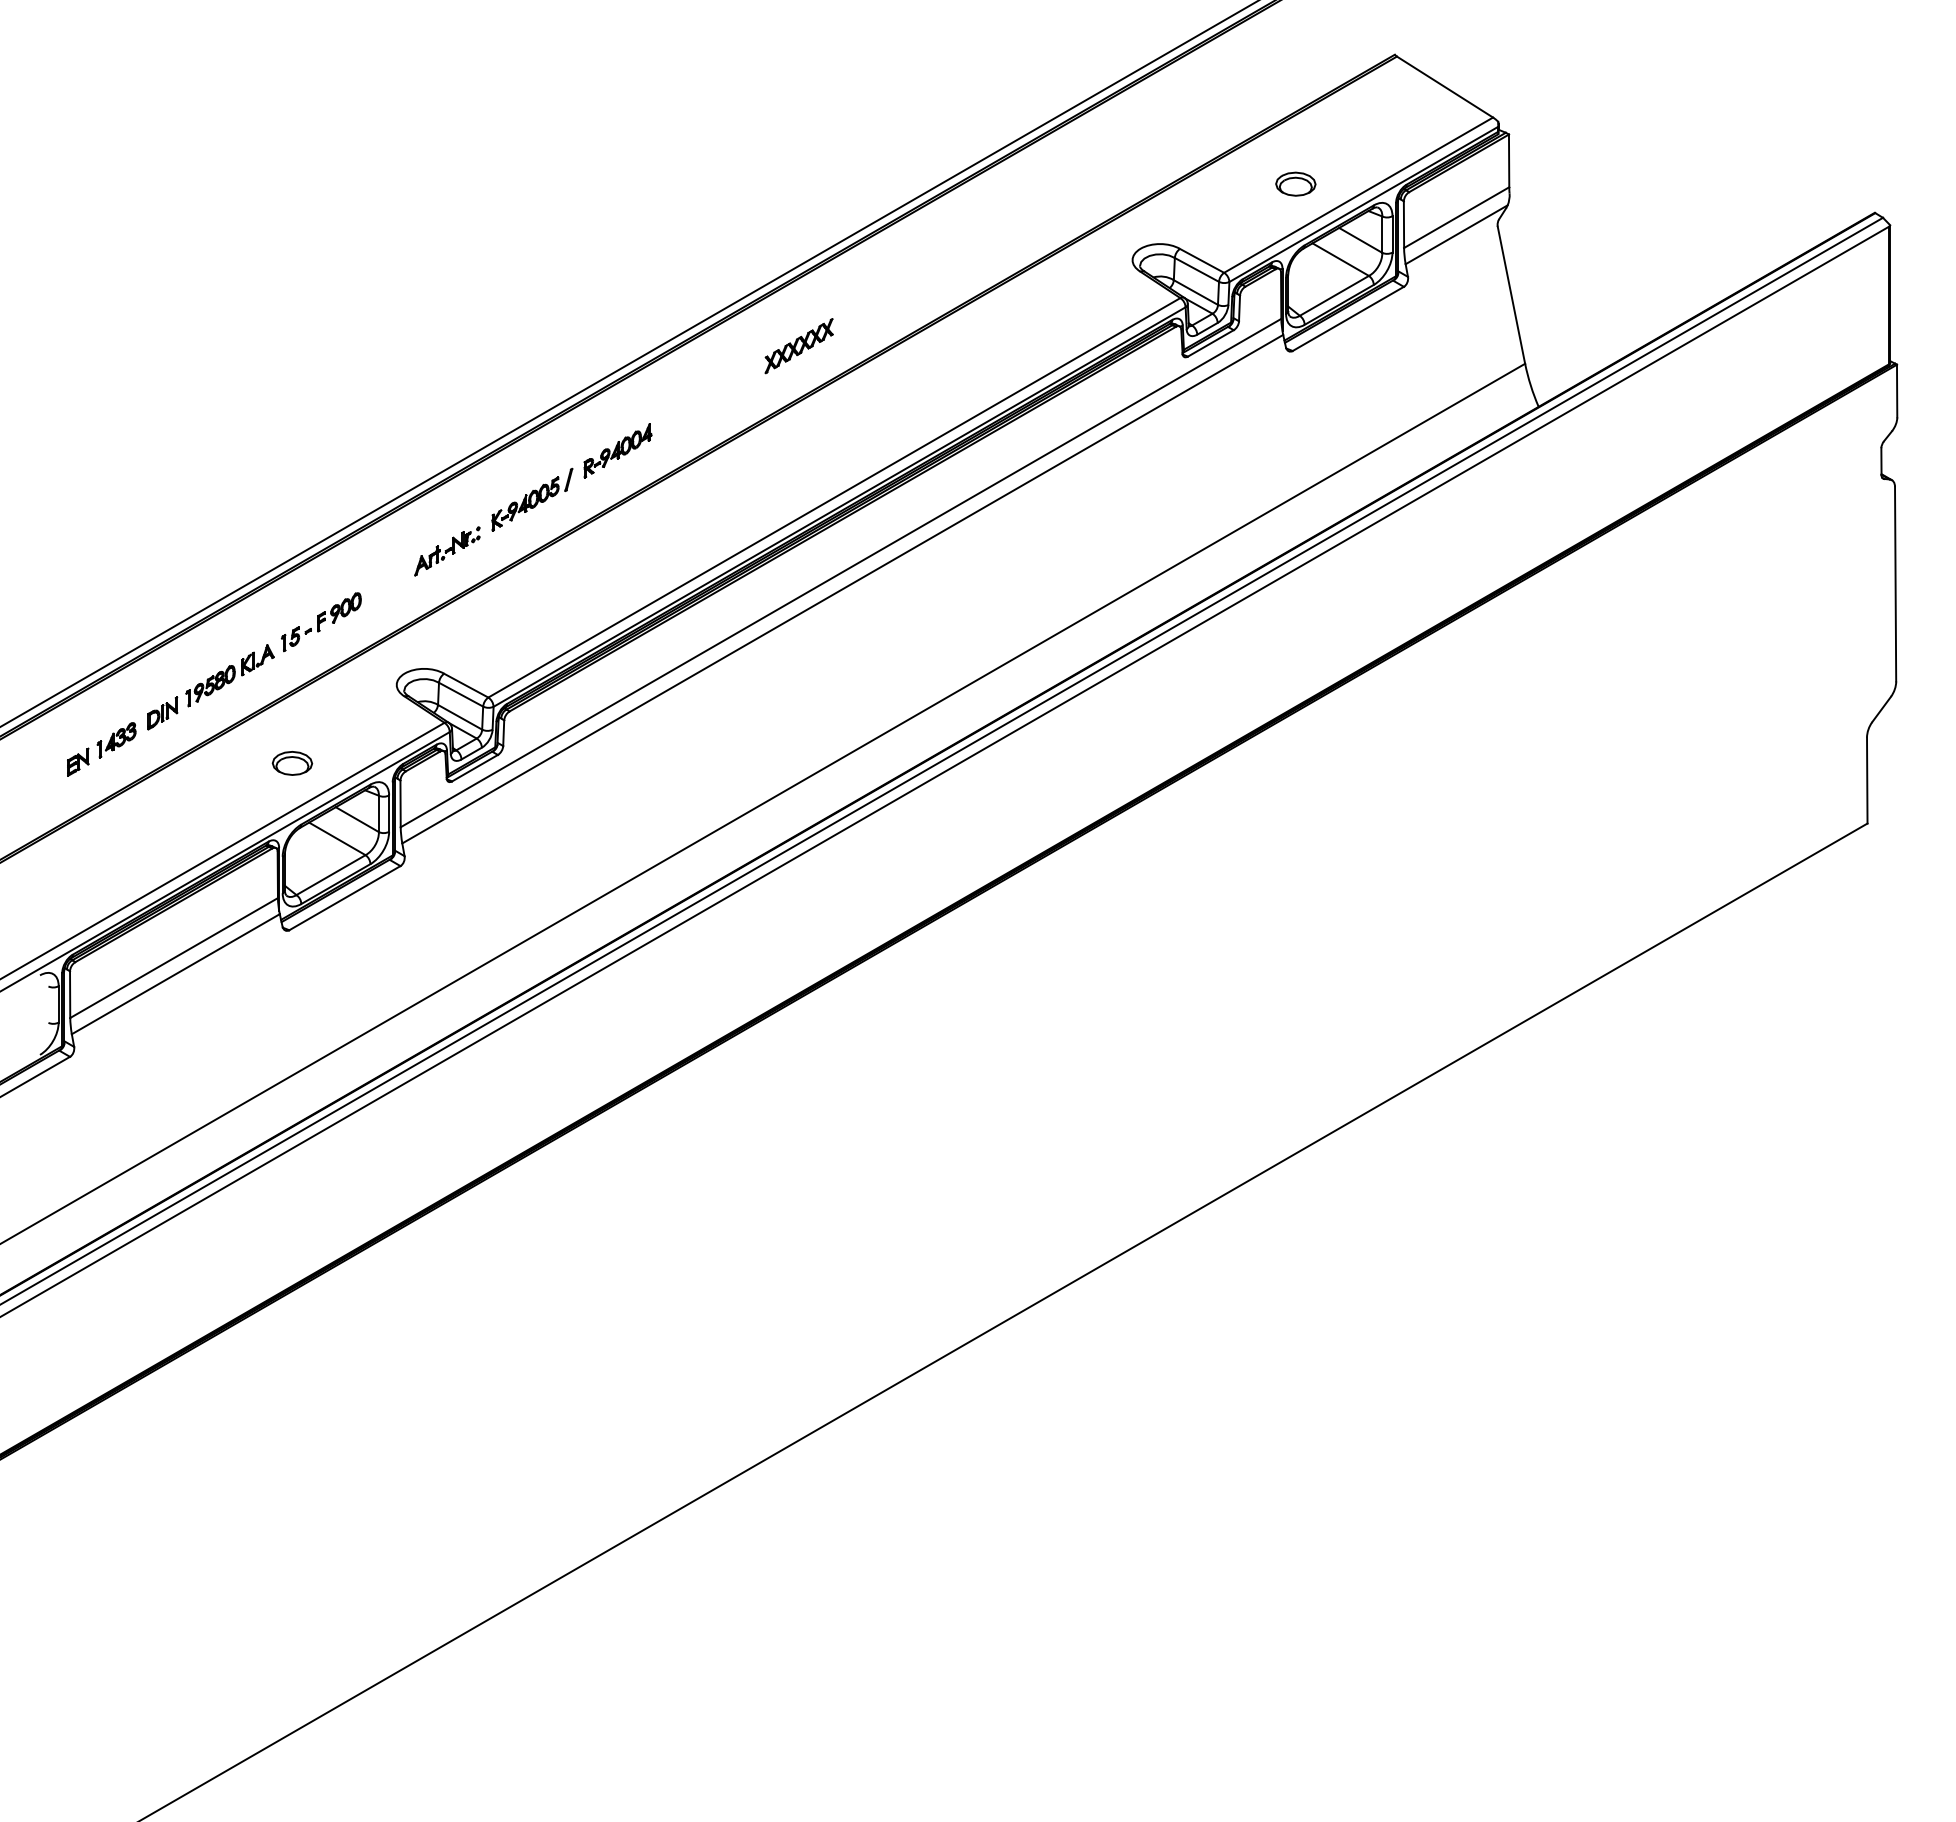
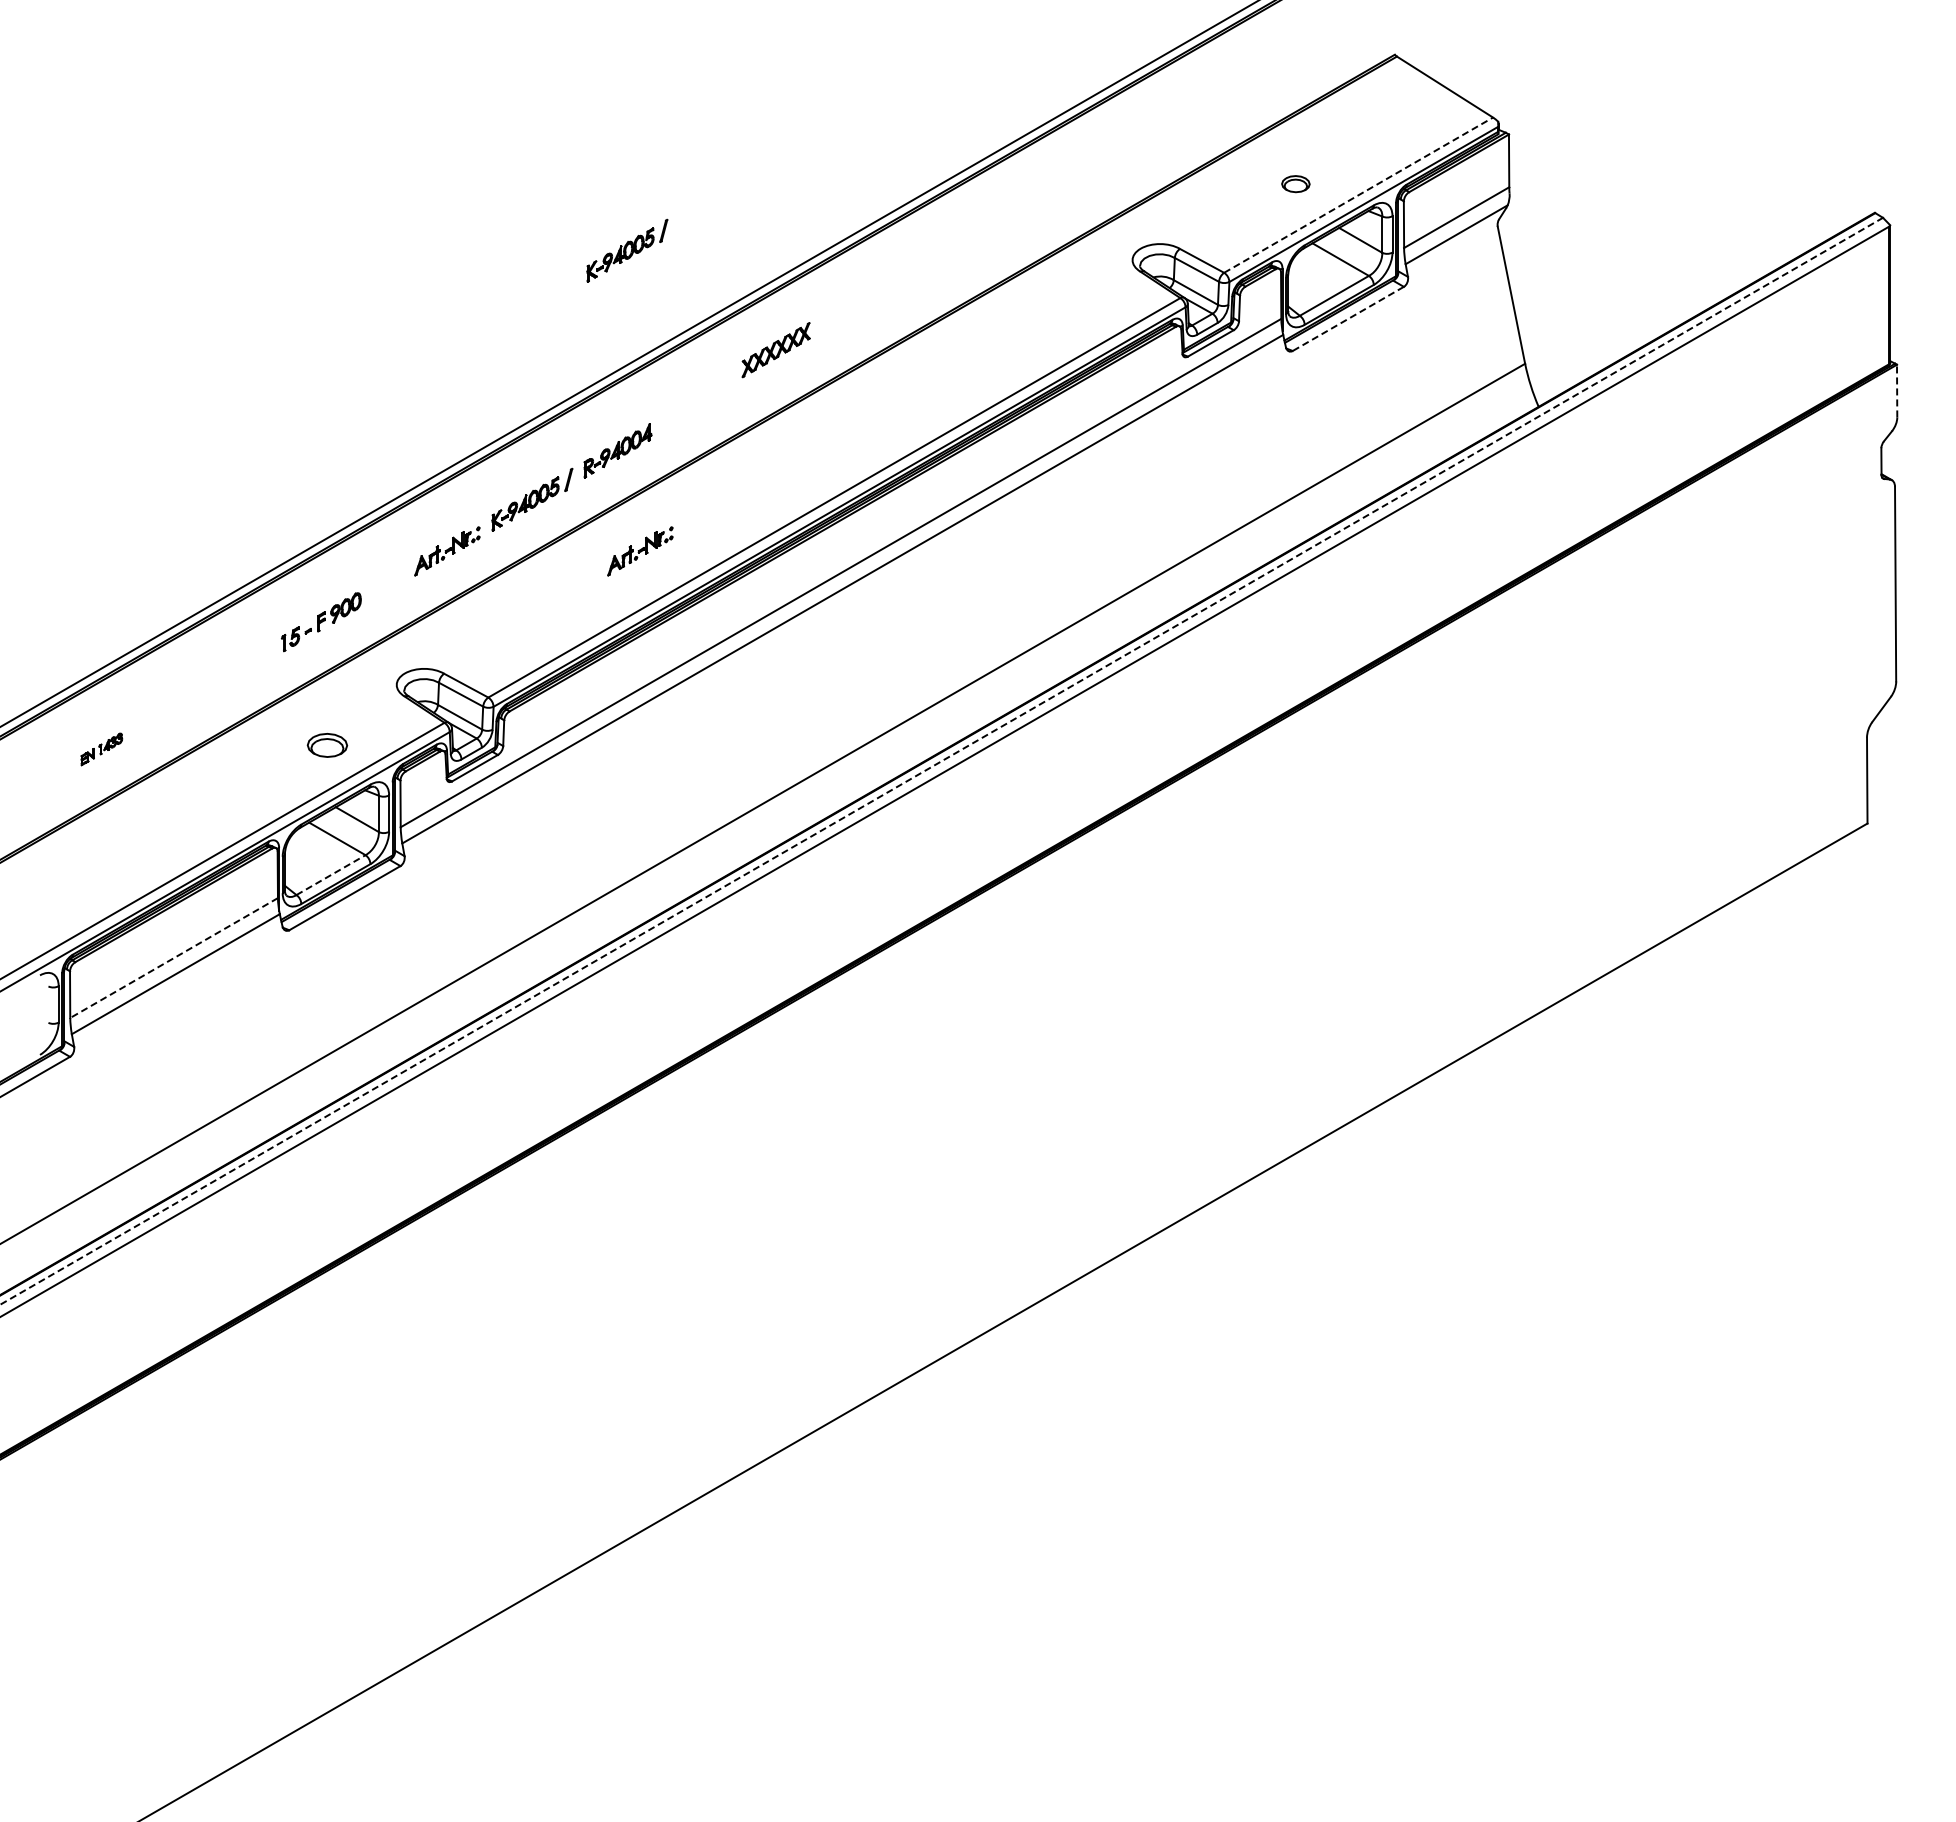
part size: 42x26 px -> 30x19 px (1295, 184)
line: solid -> dashed (1359, 194)
part: none -> present (627, 250)
line: solid -> dashed (1347, 319)
part position: (798, 346) -> (775, 350) (775, 350)
line: solid -> dashed (1897, 390)
part: none -> present (640, 551)
part: present -> none (210, 687)
part size: 70x55 px -> 44x35 px (101, 749)
line: solid -> dashed (941, 761)
part position: (292, 763) -> (327, 745) (327, 745)
line: solid -> dashed (331, 875)
line: solid -> dashed (174, 958)
